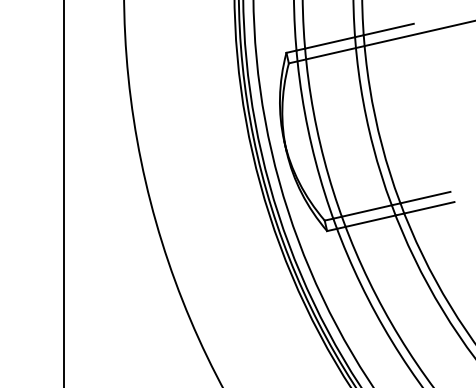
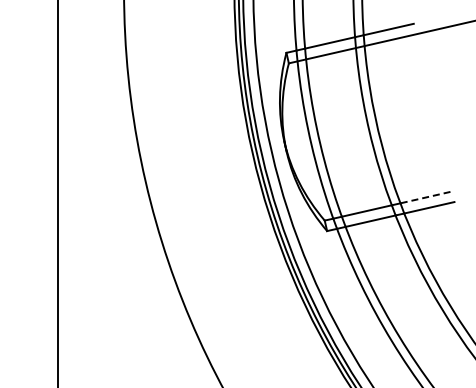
line position: (63, 193) -> (57, 193) (57, 193)
line: solid -> dashed (425, 197)
